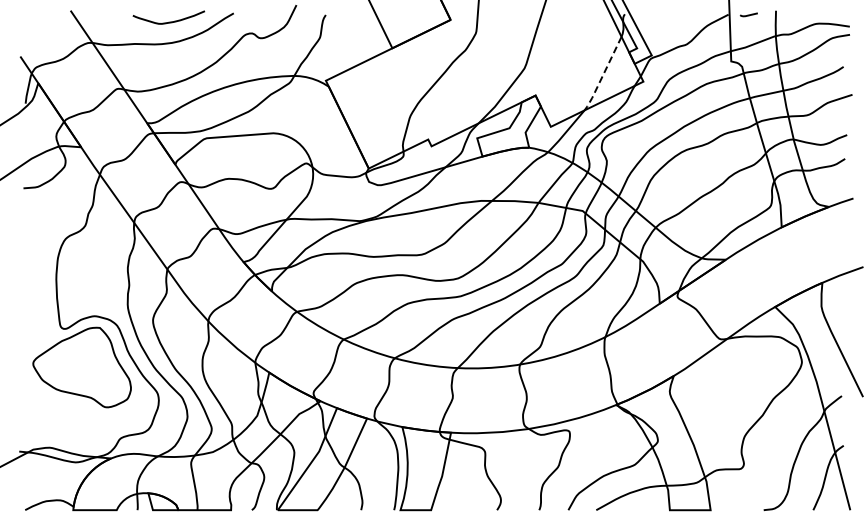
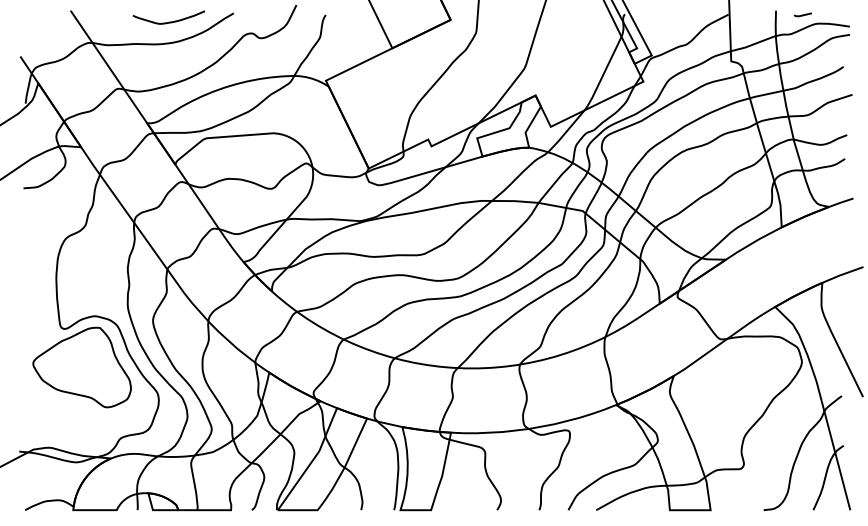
curve position: (748, 14) -> (802, 14) (802, 14)
line: dashed -> solid (602, 75)
